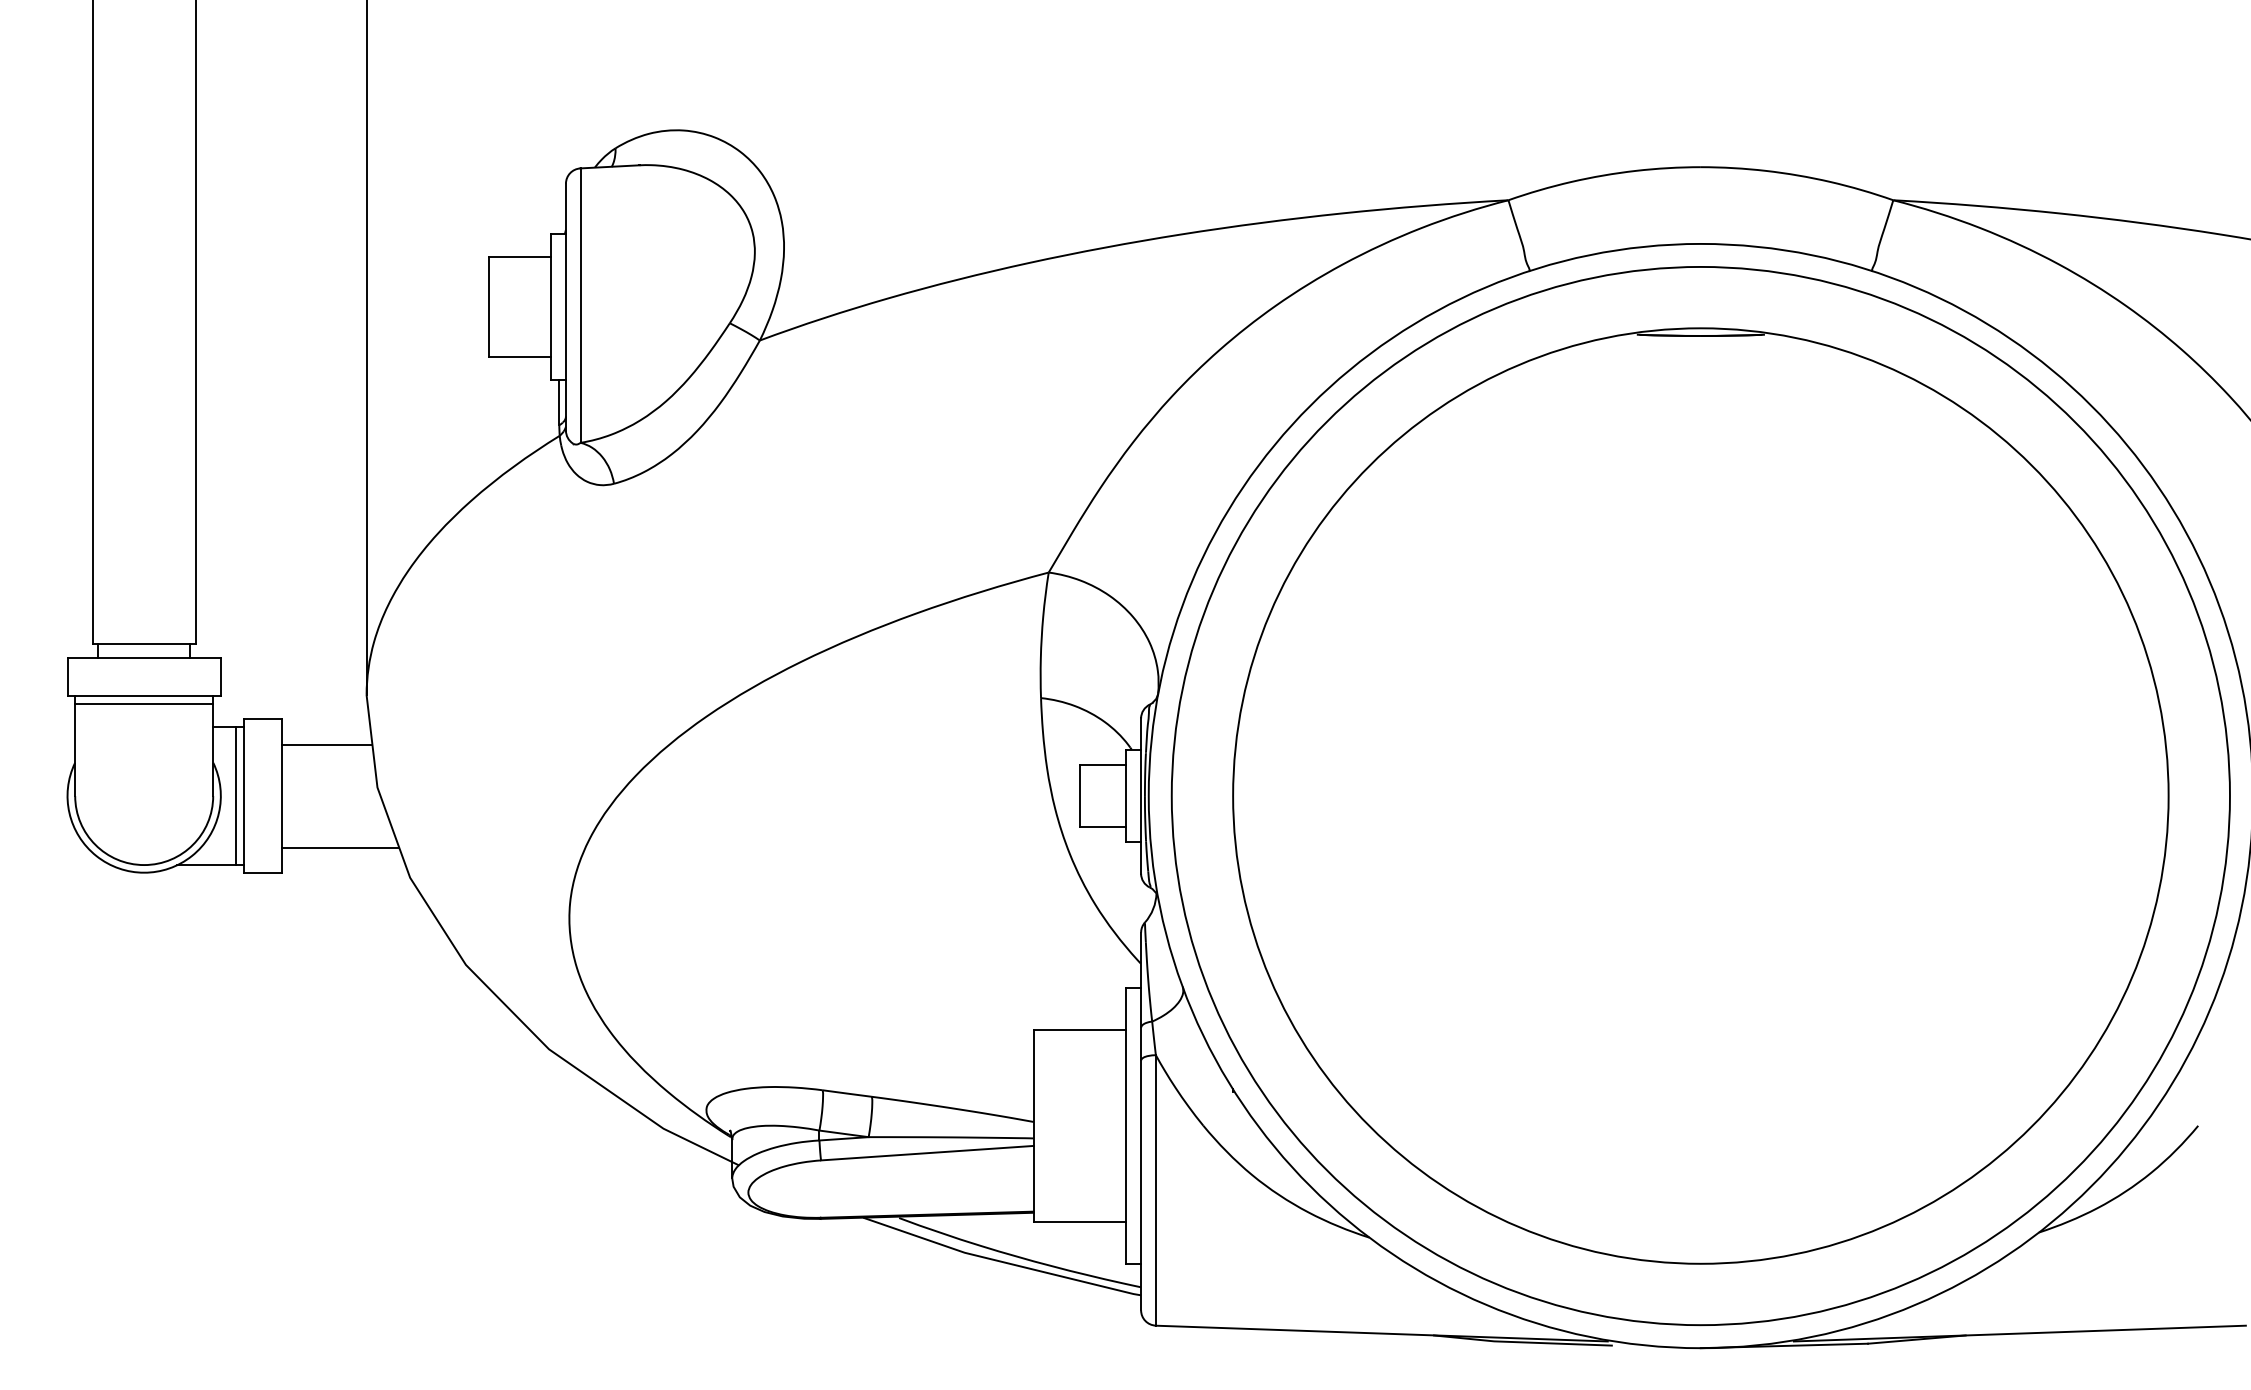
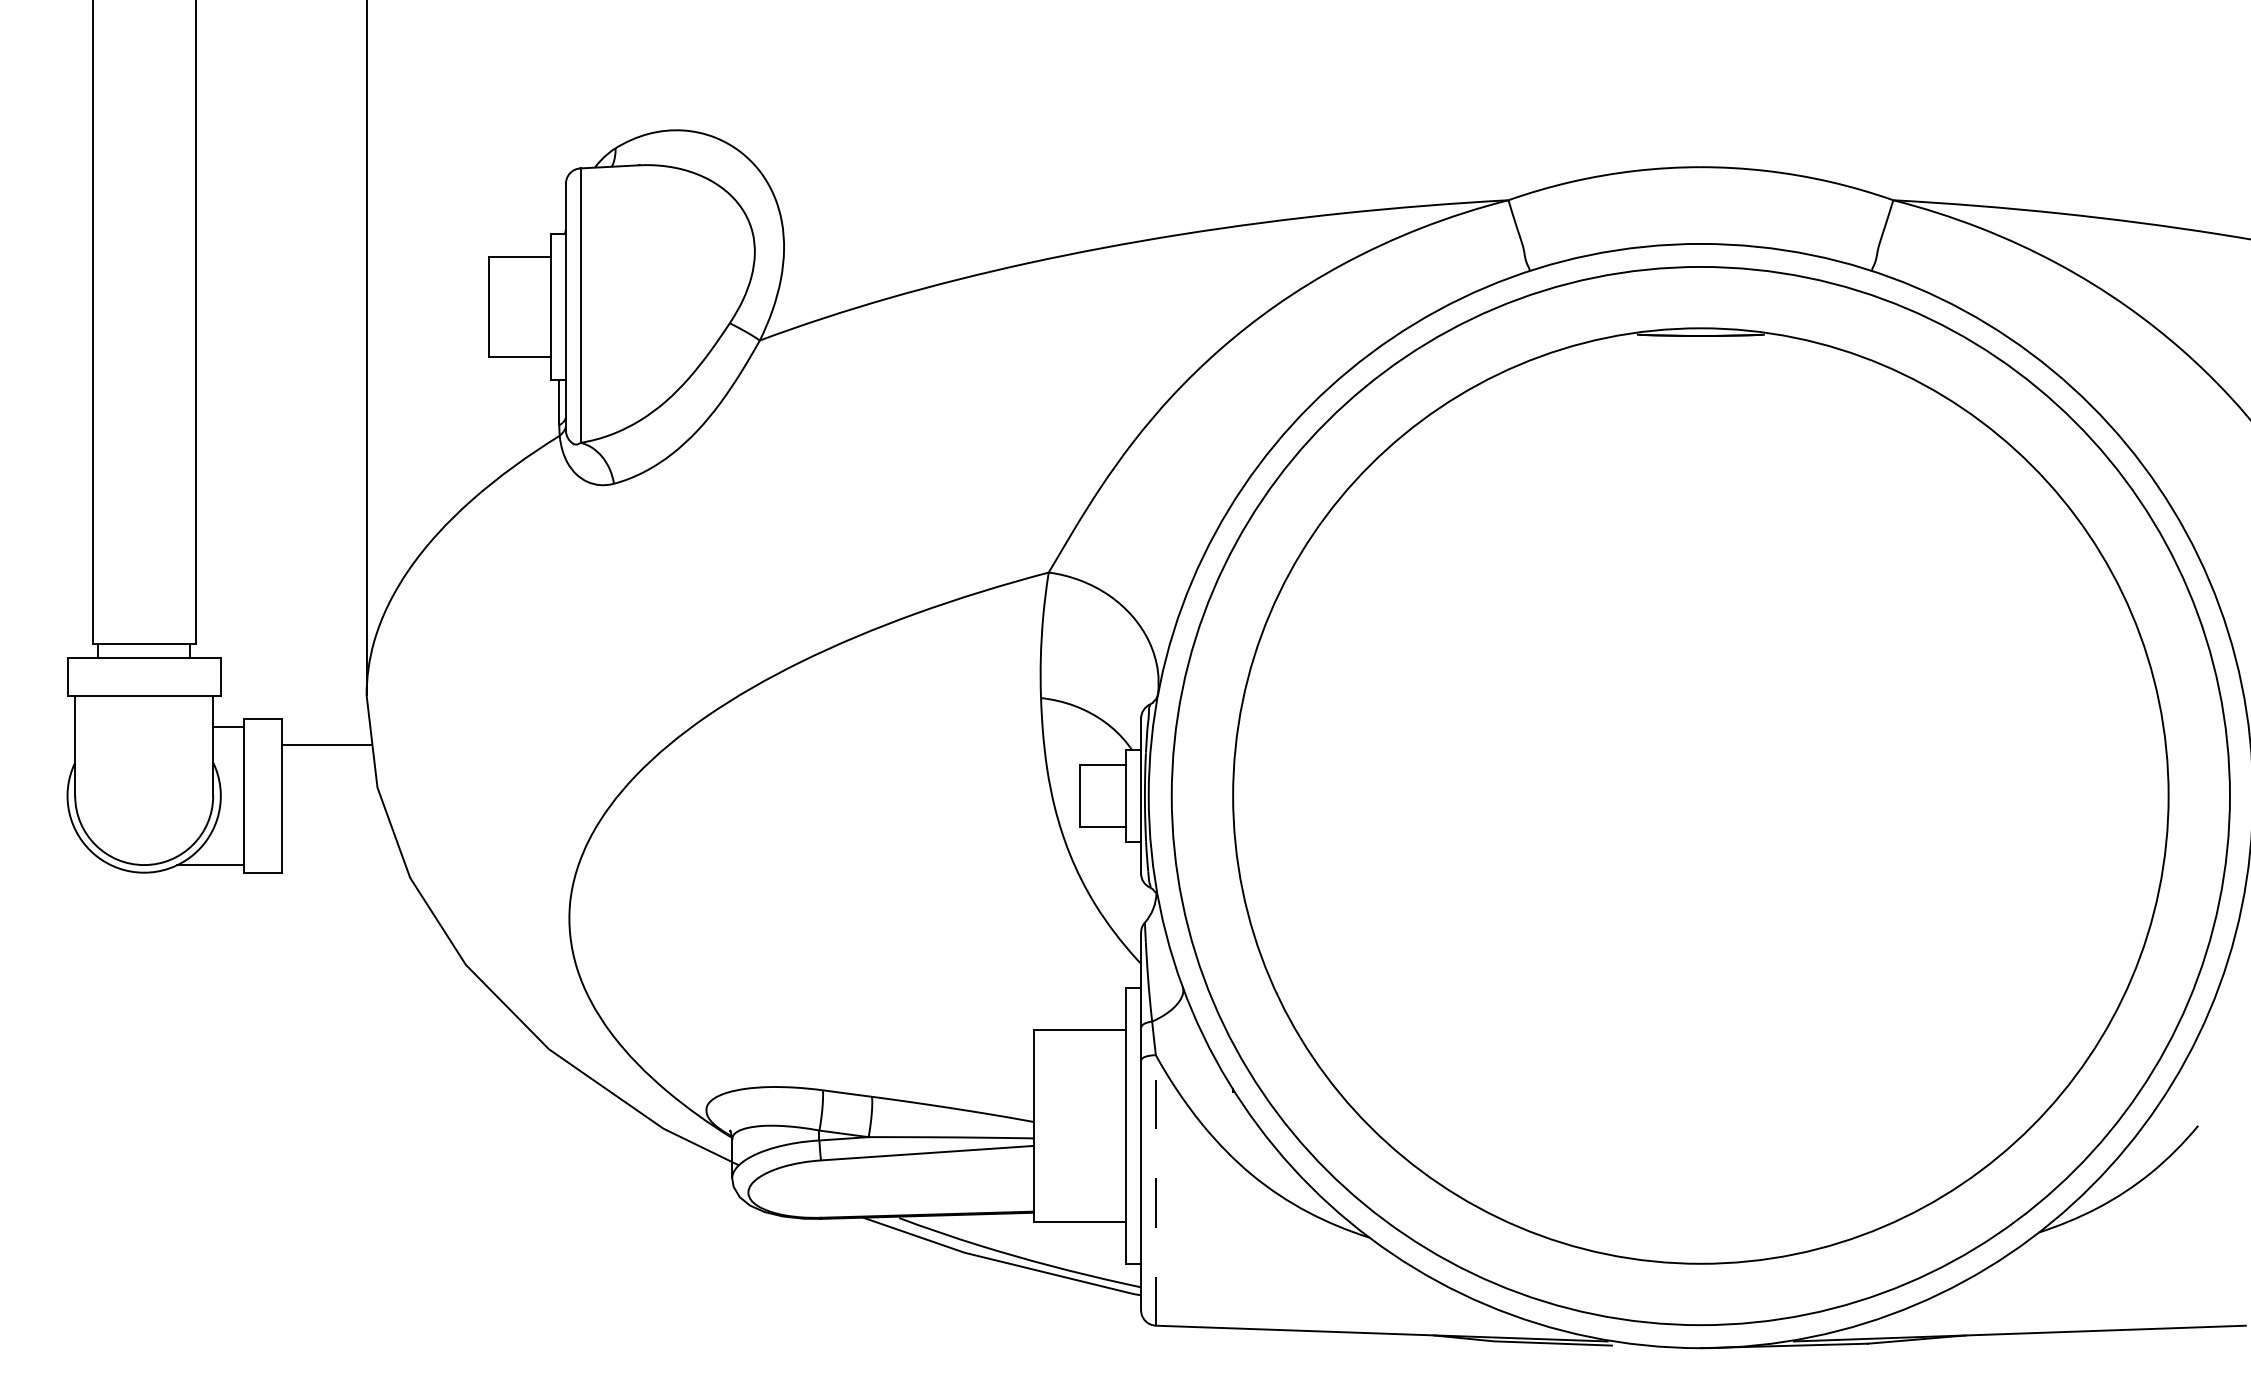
line: present -> none (144, 704)
line: present -> none (236, 796)
line: present -> none (340, 847)
line: solid -> dashed (1155, 1189)
